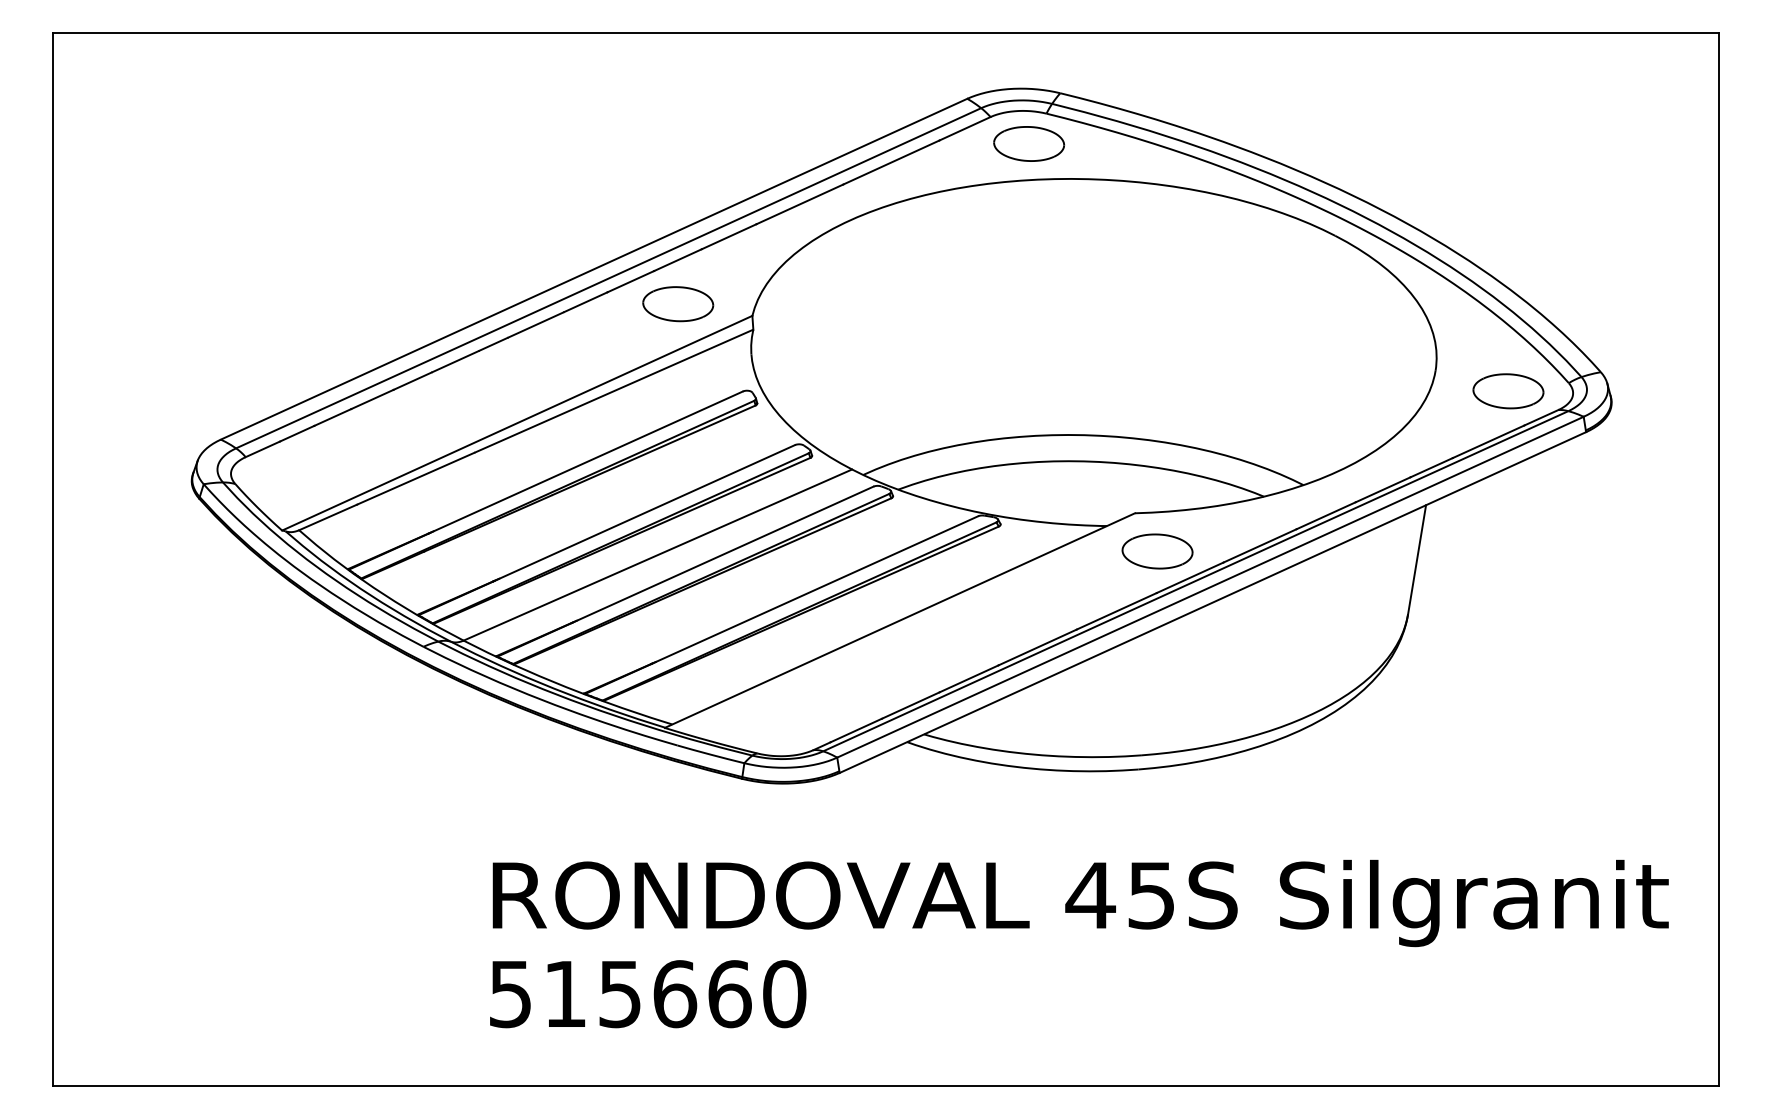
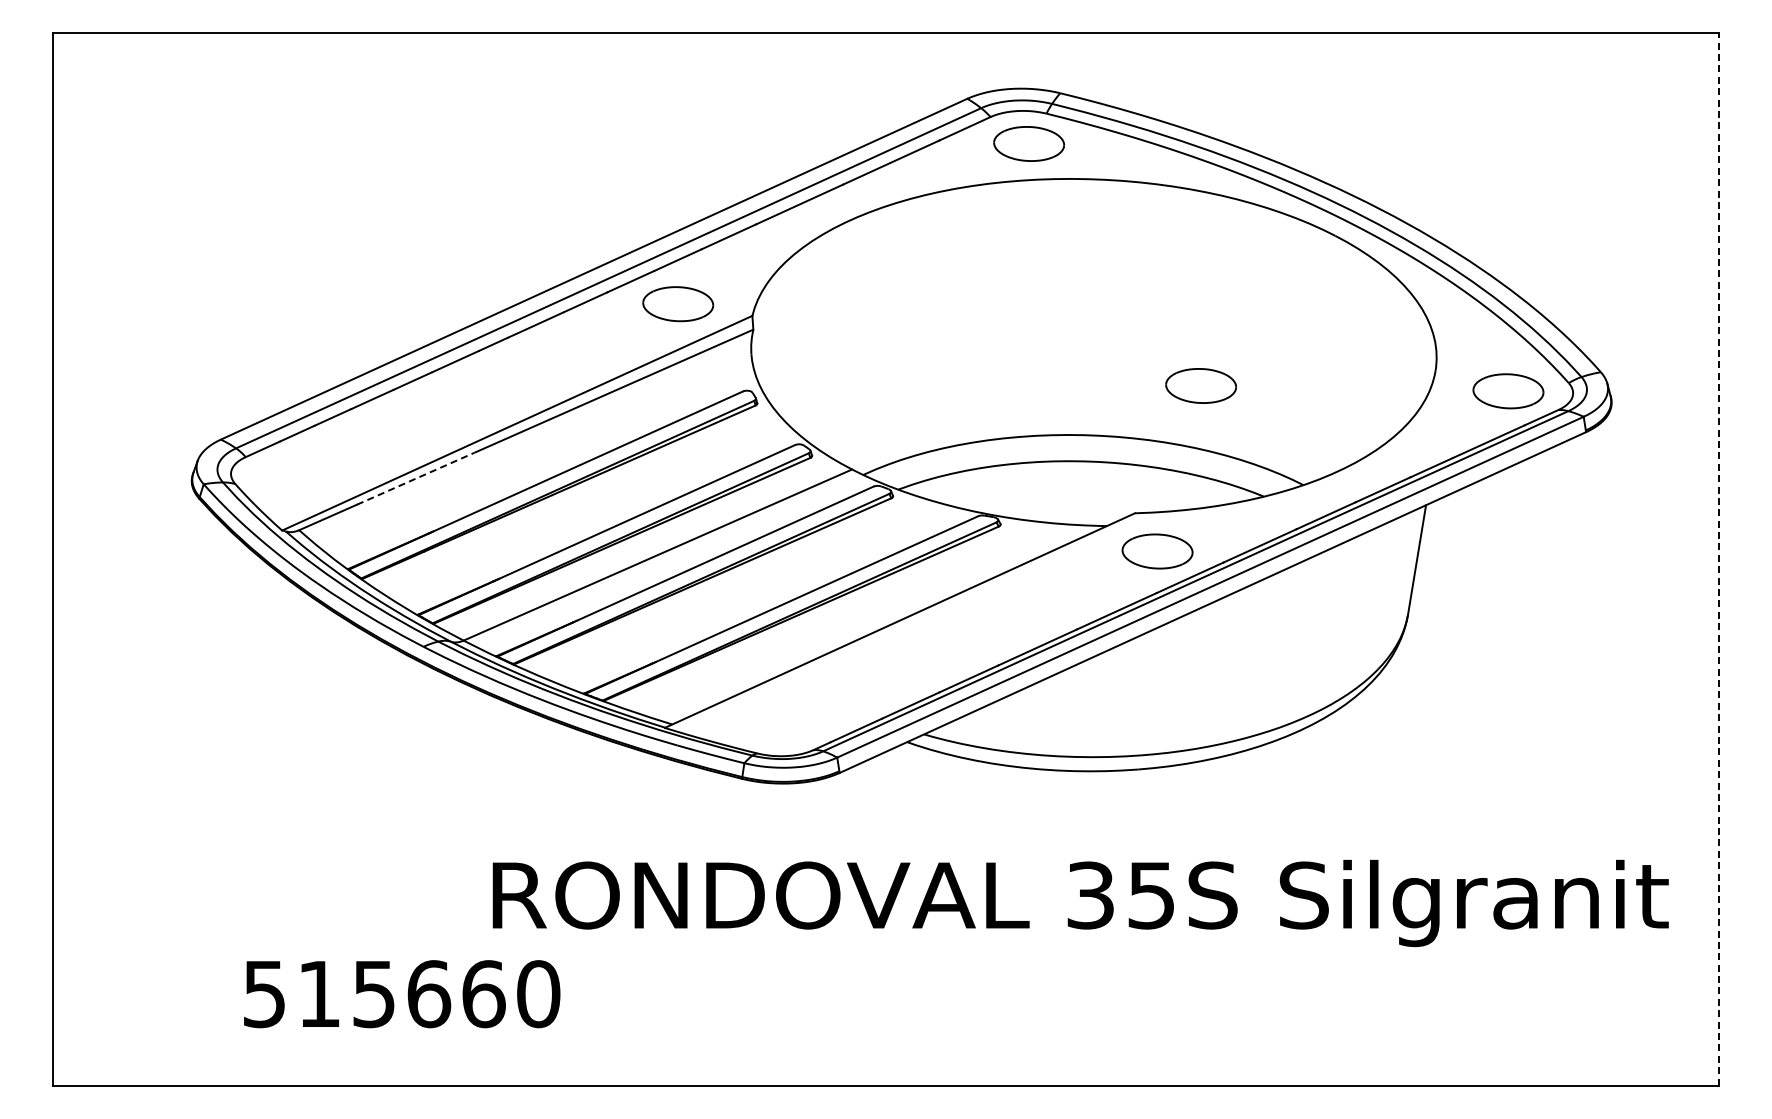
part: none -> present (1200, 385)
line: solid -> dashed (416, 478)
line: solid -> dashed (1718, 559)
text: 45S -> 35S (1090, 895)
text position: (648, 994) -> (402, 994) (402, 994)
